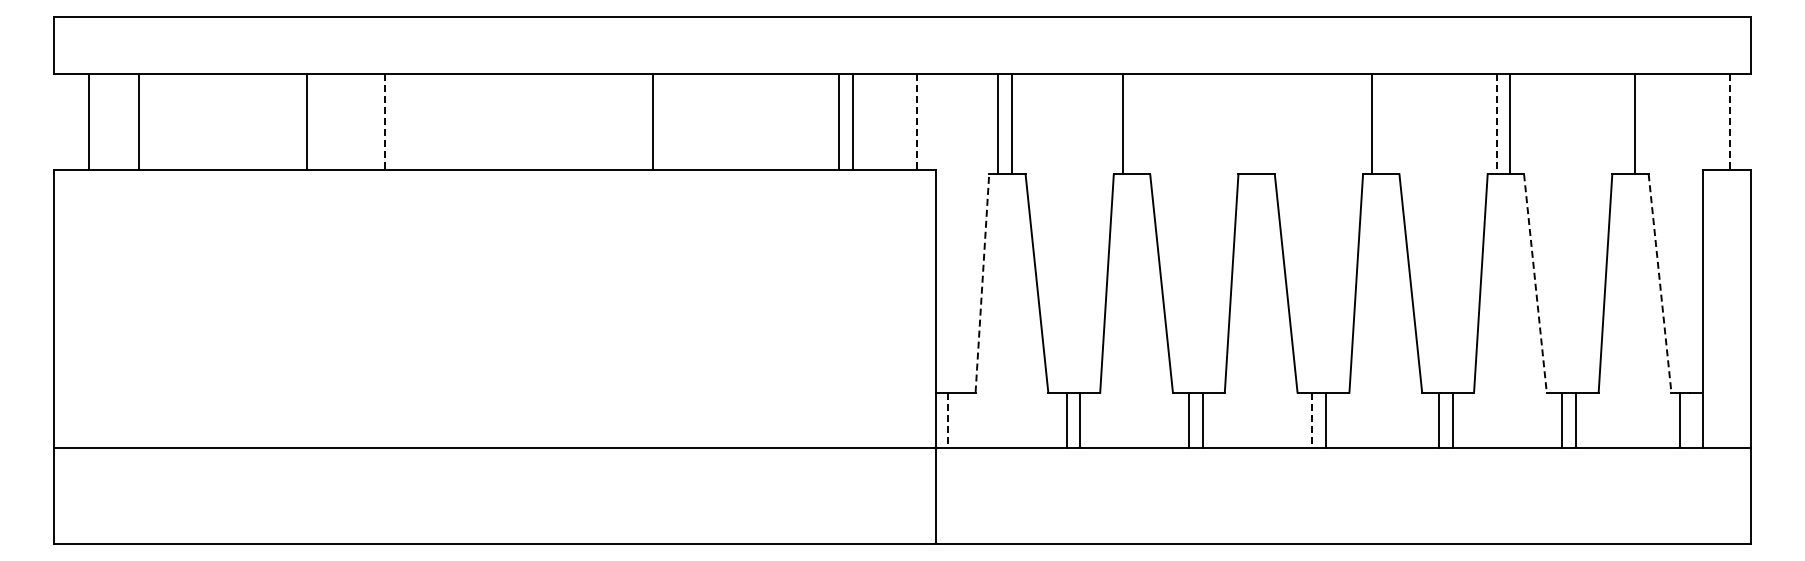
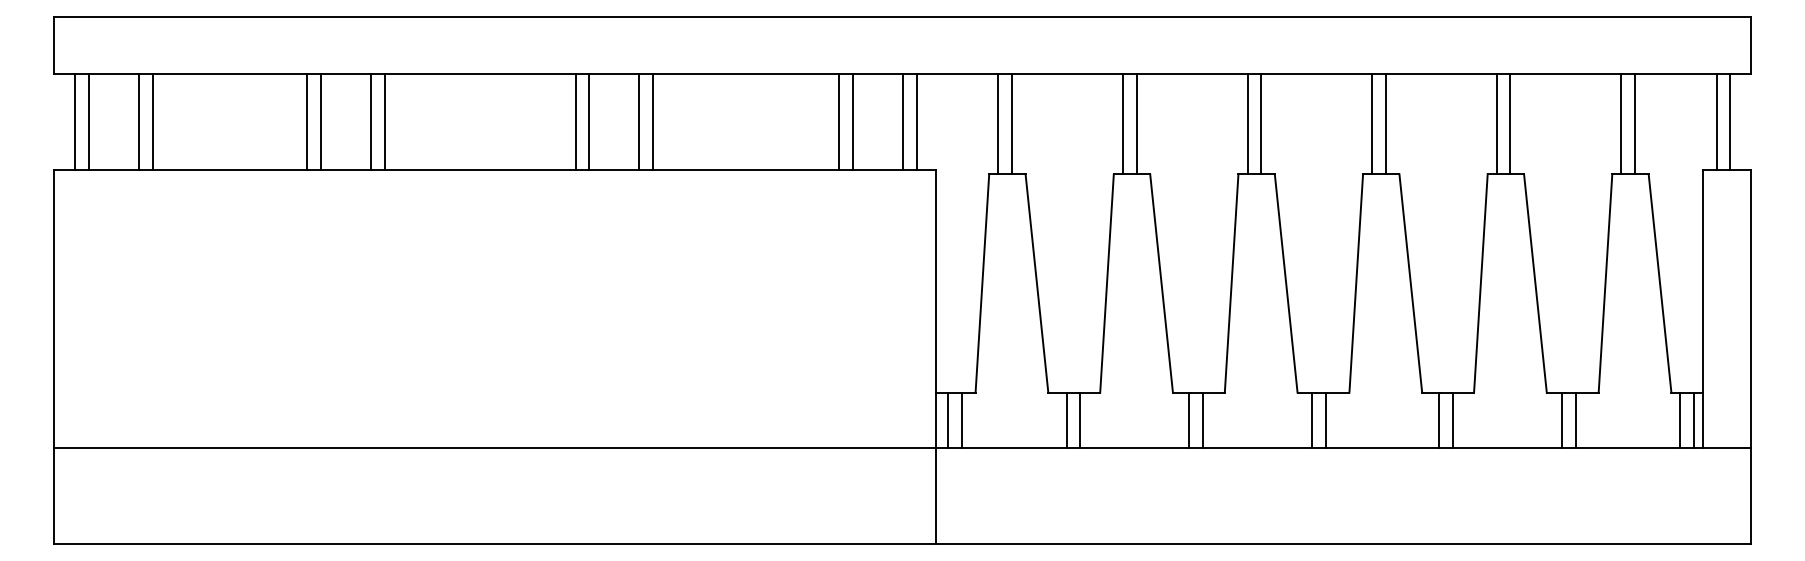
line: none -> present (75, 122)
line: none -> present (152, 122)
line: none -> present (320, 122)
line: none -> present (370, 122)
line: dashed -> solid (384, 122)
line: none -> present (575, 122)
line: none -> present (589, 122)
line: none -> present (639, 122)
line: none -> present (902, 122)
line: dashed -> solid (916, 122)
line: none -> present (1716, 122)
line: dashed -> solid (1730, 122)
line: none -> present (1136, 124)
line: none -> present (1247, 124)
line: none -> present (1261, 124)
line: none -> present (1385, 124)
line: dashed -> solid (1496, 124)
line: none -> present (1621, 124)
line: dashed -> solid (982, 282)
line: dashed -> solid (1535, 283)
line: dashed -> solid (1660, 283)
line: dashed -> solid (948, 420)
line: none -> present (961, 420)
line: dashed -> solid (1311, 420)
line: none -> present (1693, 420)
